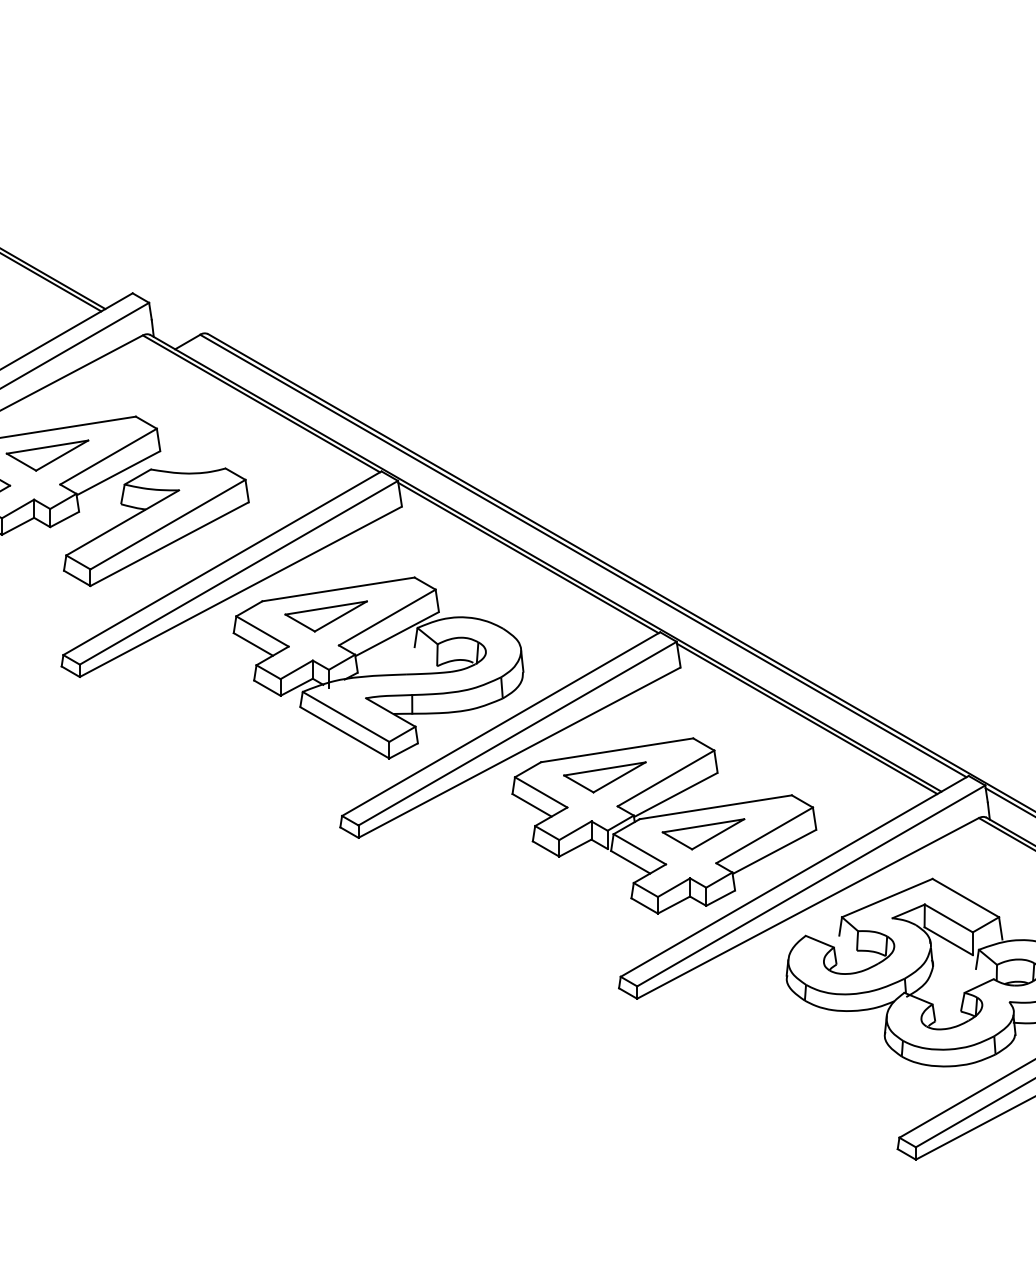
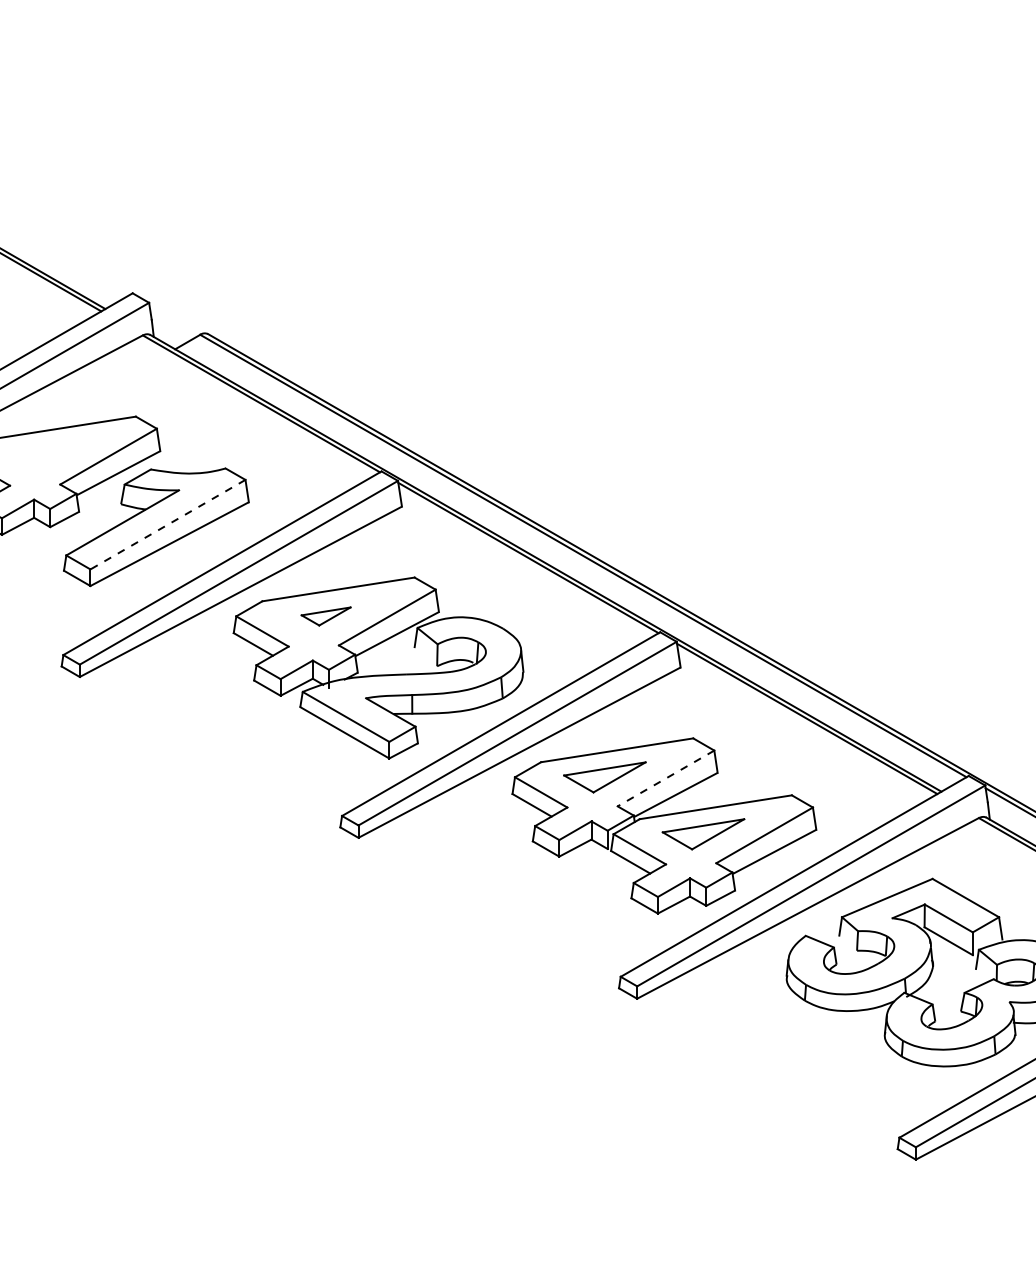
part: present -> none (47, 455)
line: solid -> dashed (167, 524)
part size: 84x33 px -> 52x21 px (325, 616)
line: solid -> dashed (666, 778)
